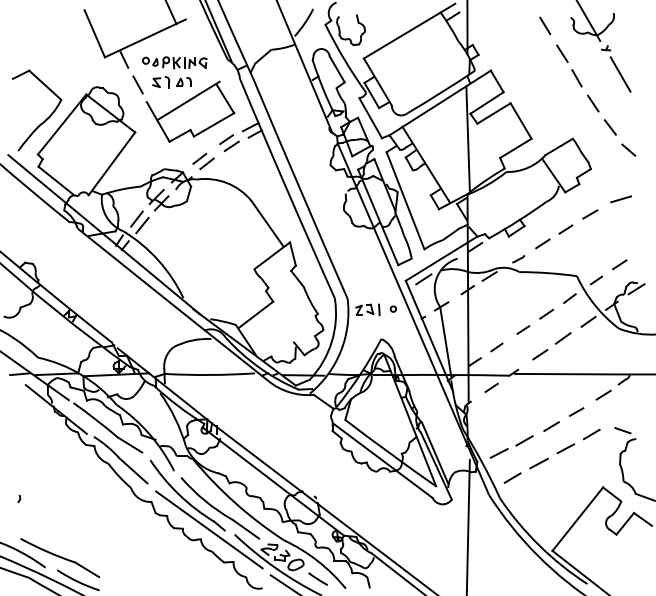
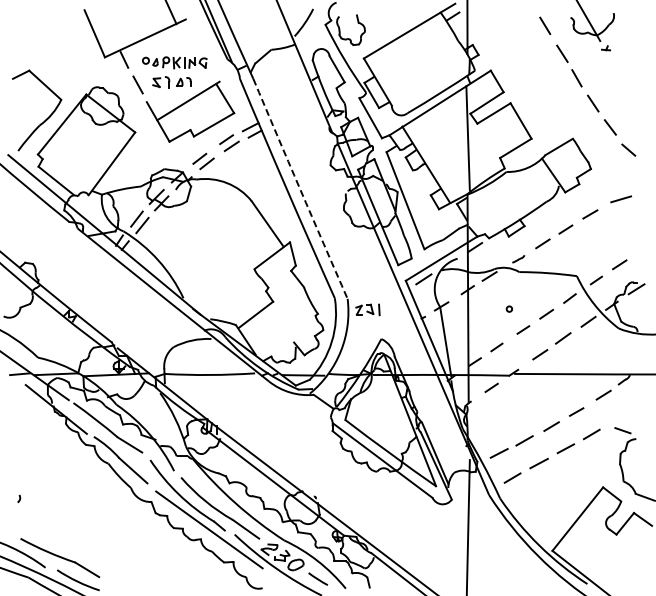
line: present -> none (620, 74)
arc: solid -> dashed (300, 189)
circle position: (392, 308) -> (508, 308) (508, 308)
line: present -> none (283, 583)
